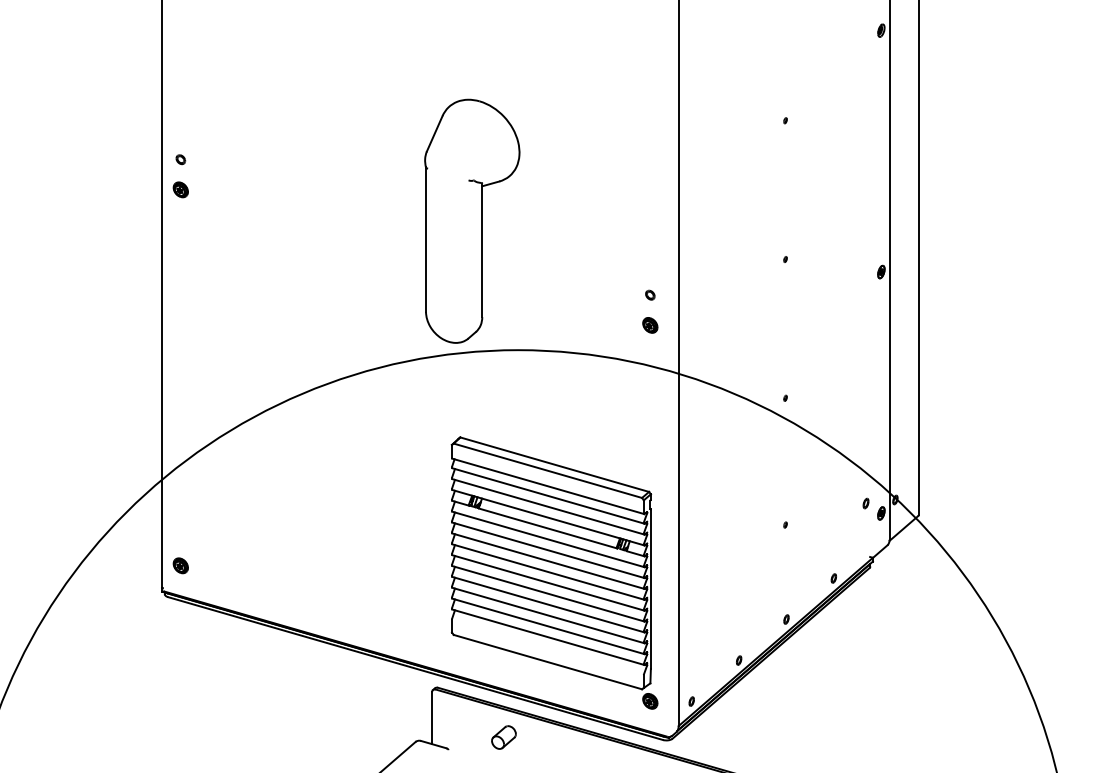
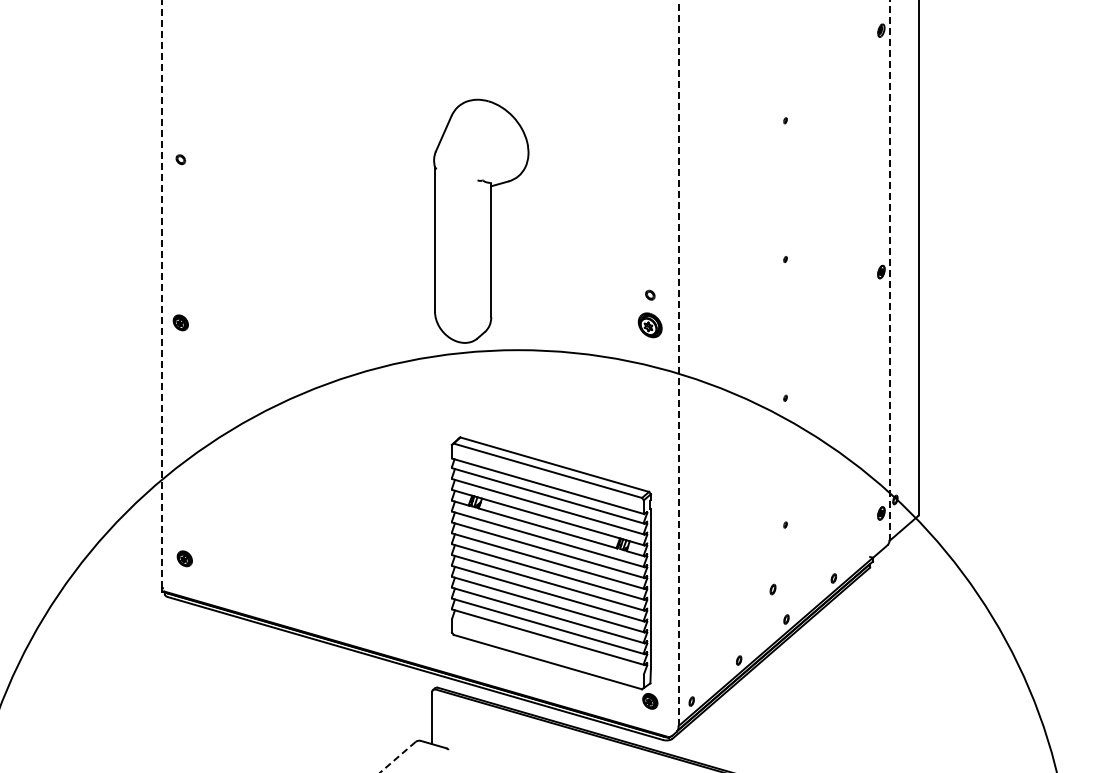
part position: (180, 189) -> (180, 322) (180, 322)
part position: (472, 220) -> (481, 220) (481, 220)
line: solid -> dashed (889, 269)
line: solid -> dashed (162, 293)
part size: 17x17 px -> 26x27 px (649, 325)
line: solid -> dashed (678, 362)
part position: (865, 503) -> (772, 589) (772, 589)
part position: (180, 565) -> (184, 558) (184, 558)
part: present -> none (503, 737)
line: solid -> dashed (397, 757)
